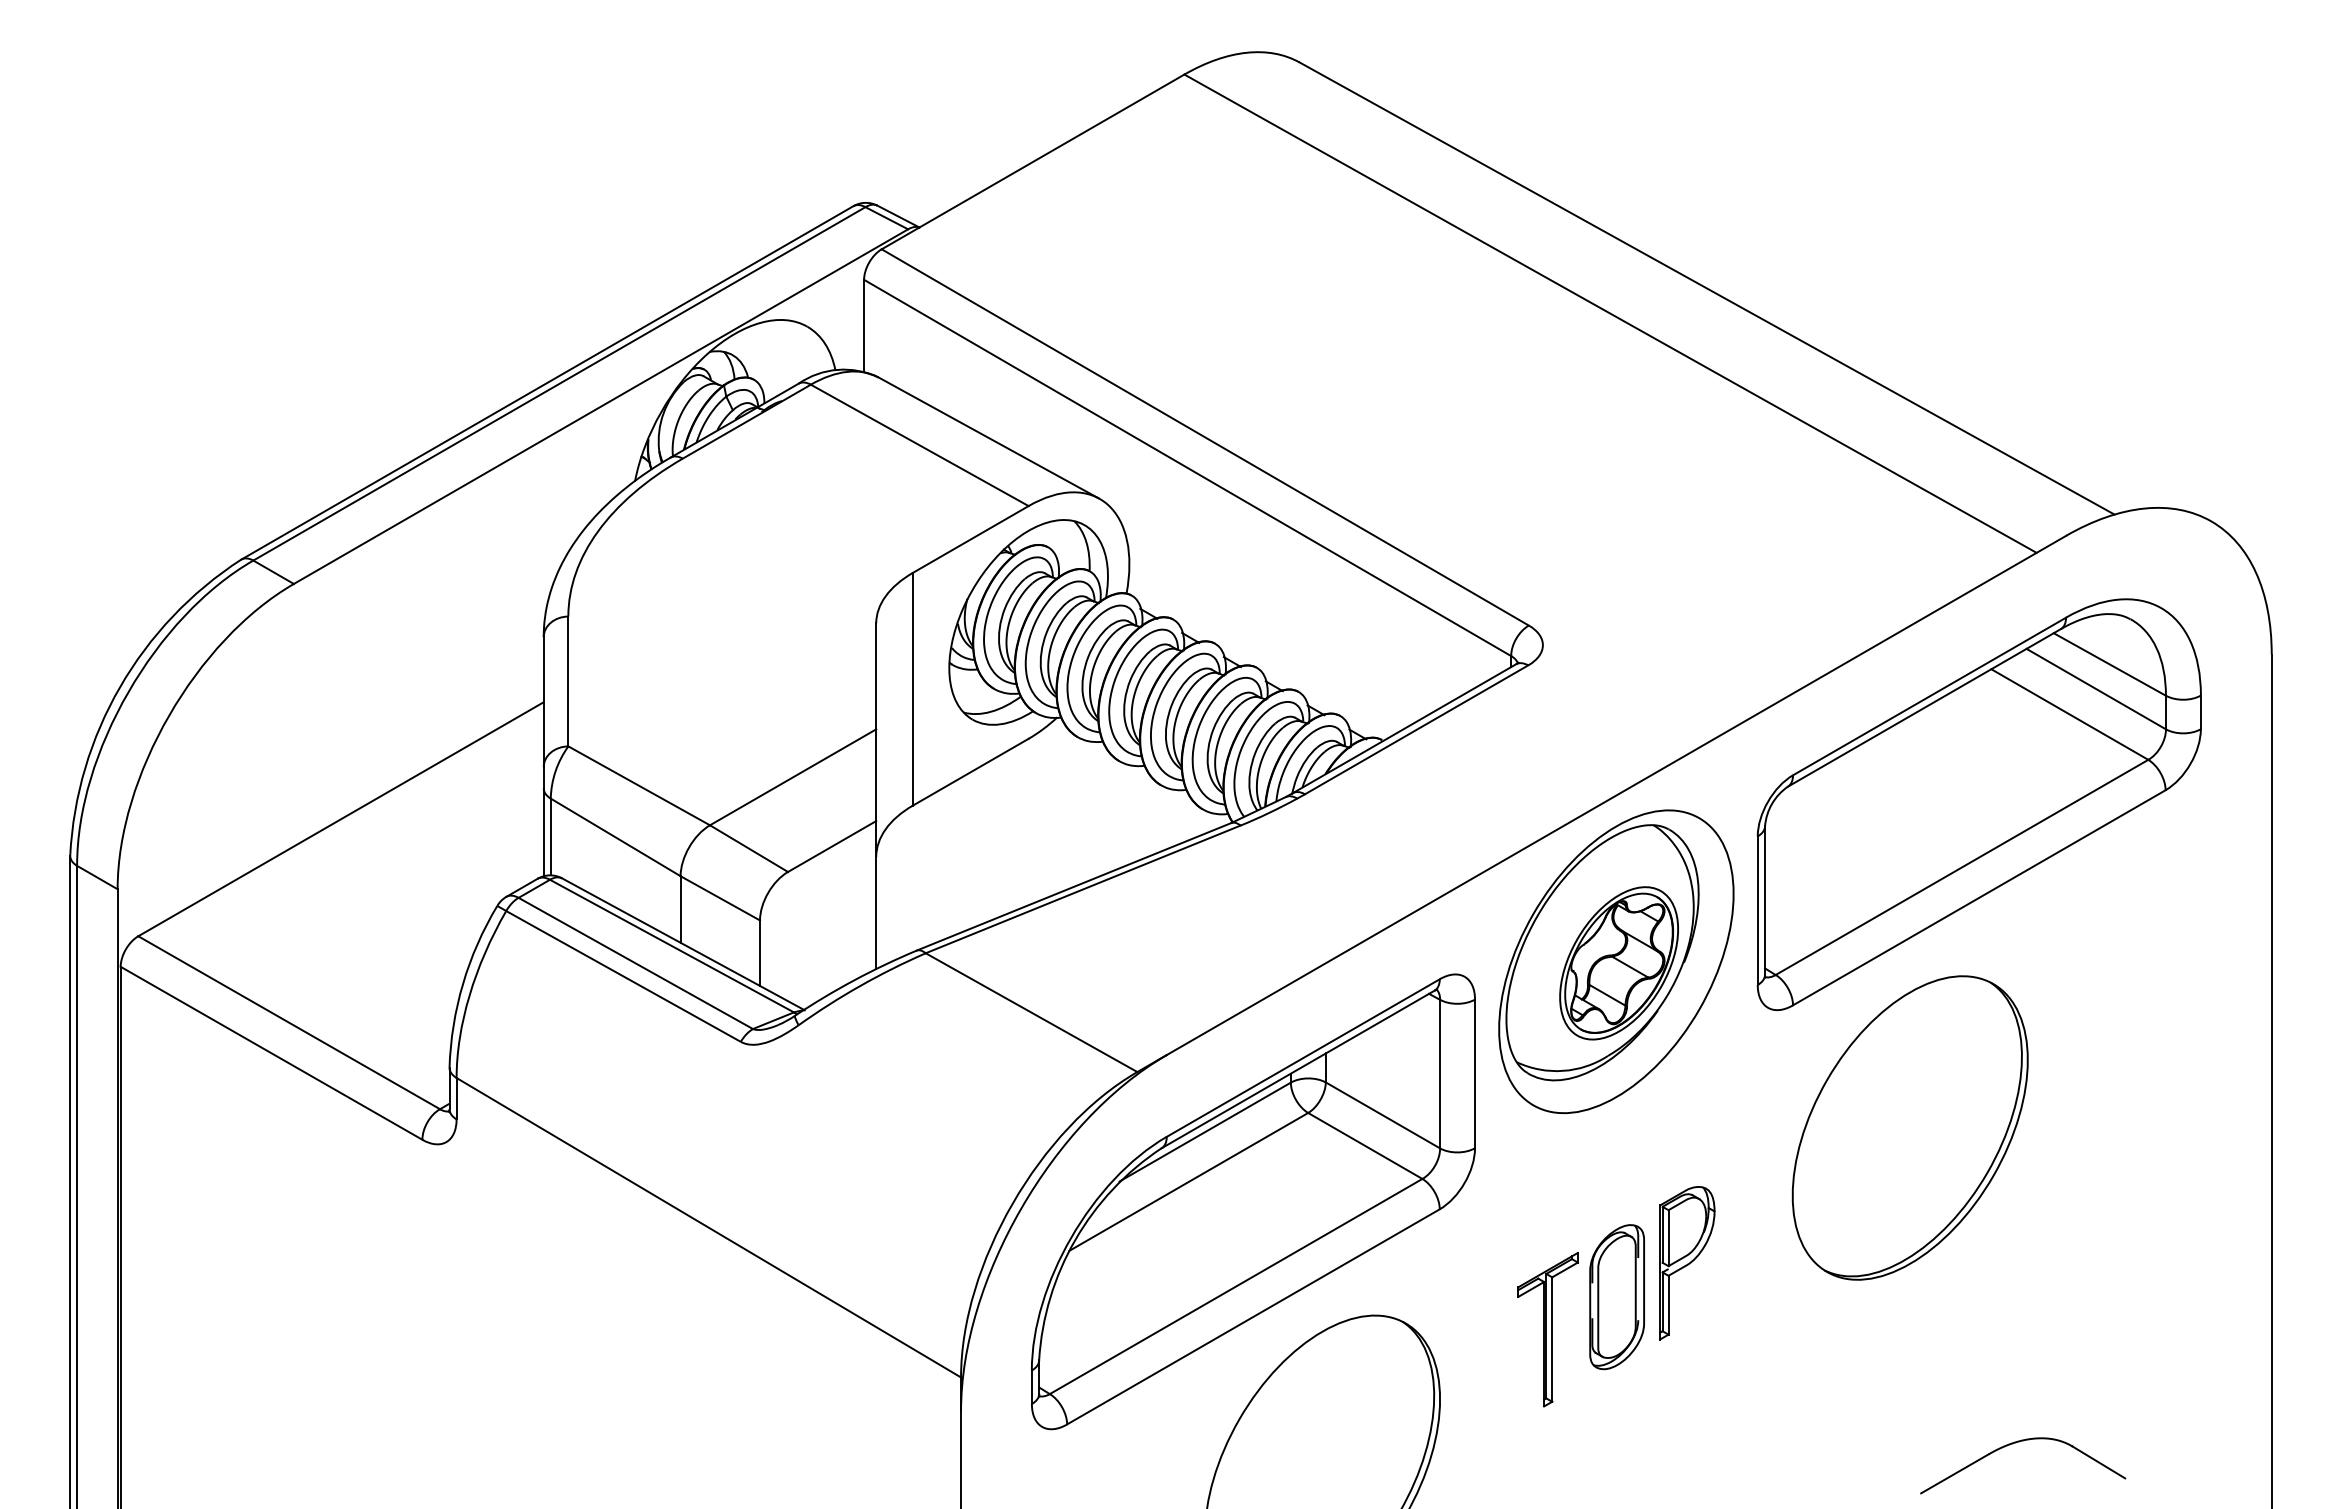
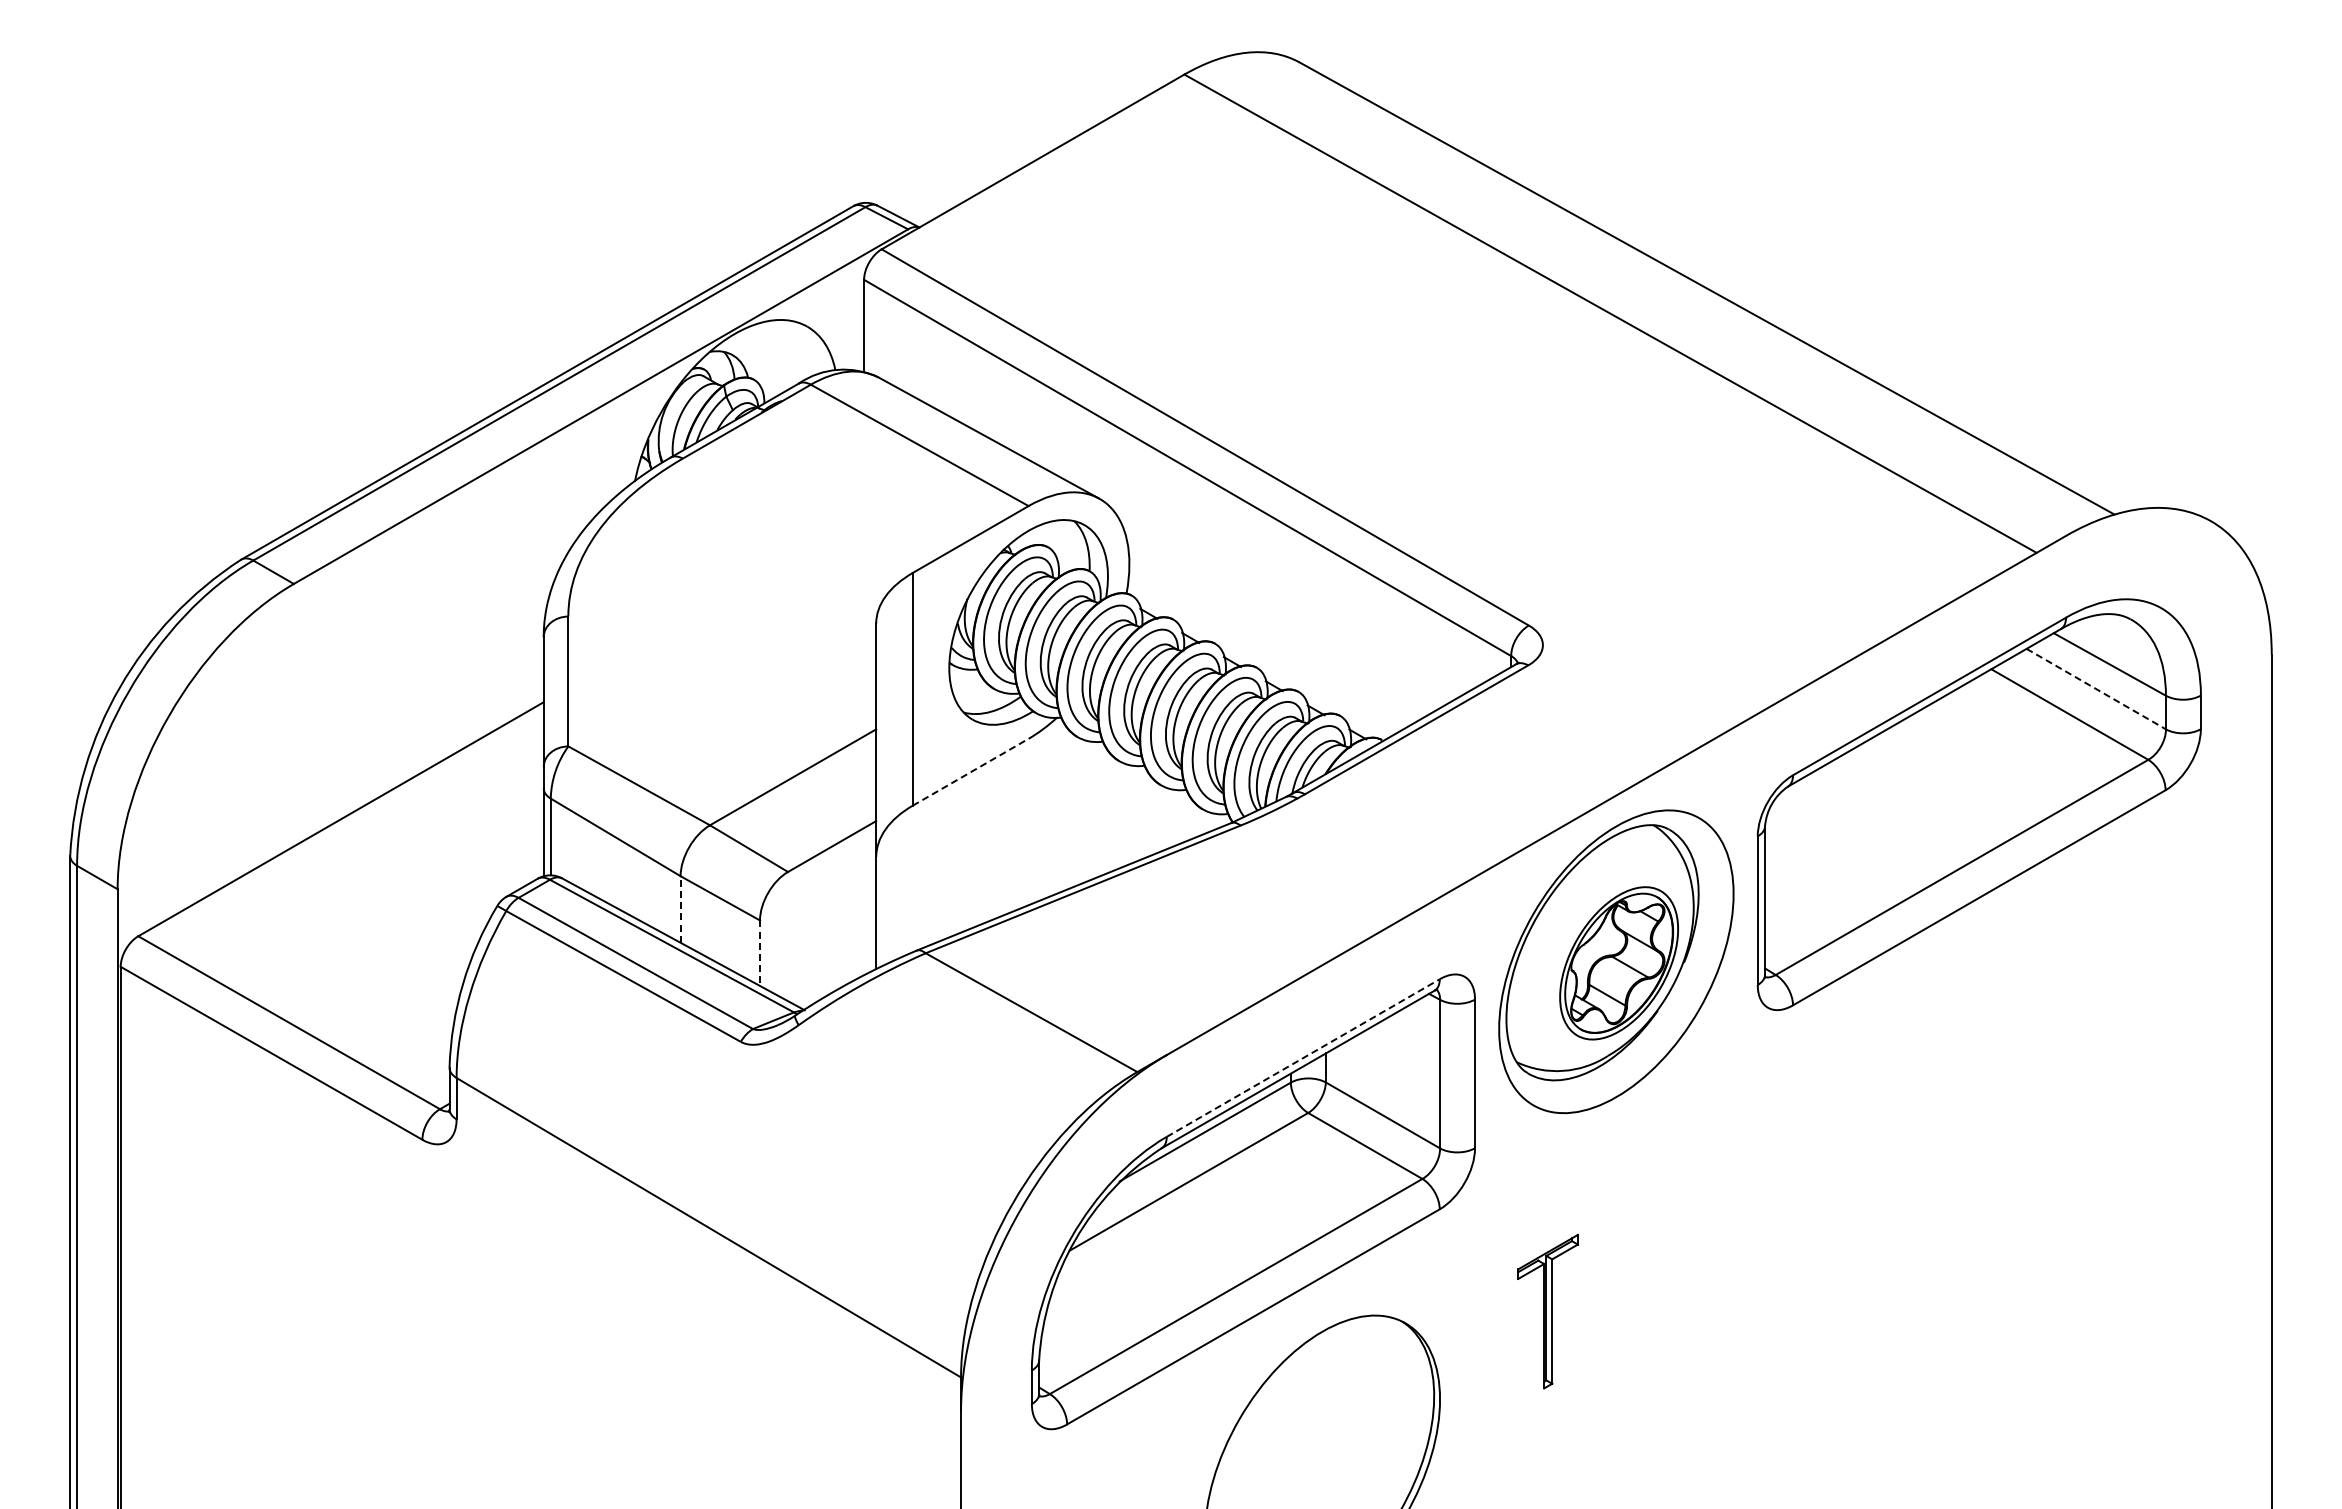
line: solid -> dashed (2096, 689)
line: solid -> dashed (970, 772)
line: solid -> dashed (680, 908)
line: solid -> dashed (760, 953)
line: solid -> dashed (1303, 1058)
part: present -> none (1909, 1127)
part: present -> none (1687, 1263)
part: present -> none (1616, 1297)
part position: (1547, 1329) -> (1547, 1311) (1547, 1311)
part: present -> none (2019, 1442)
